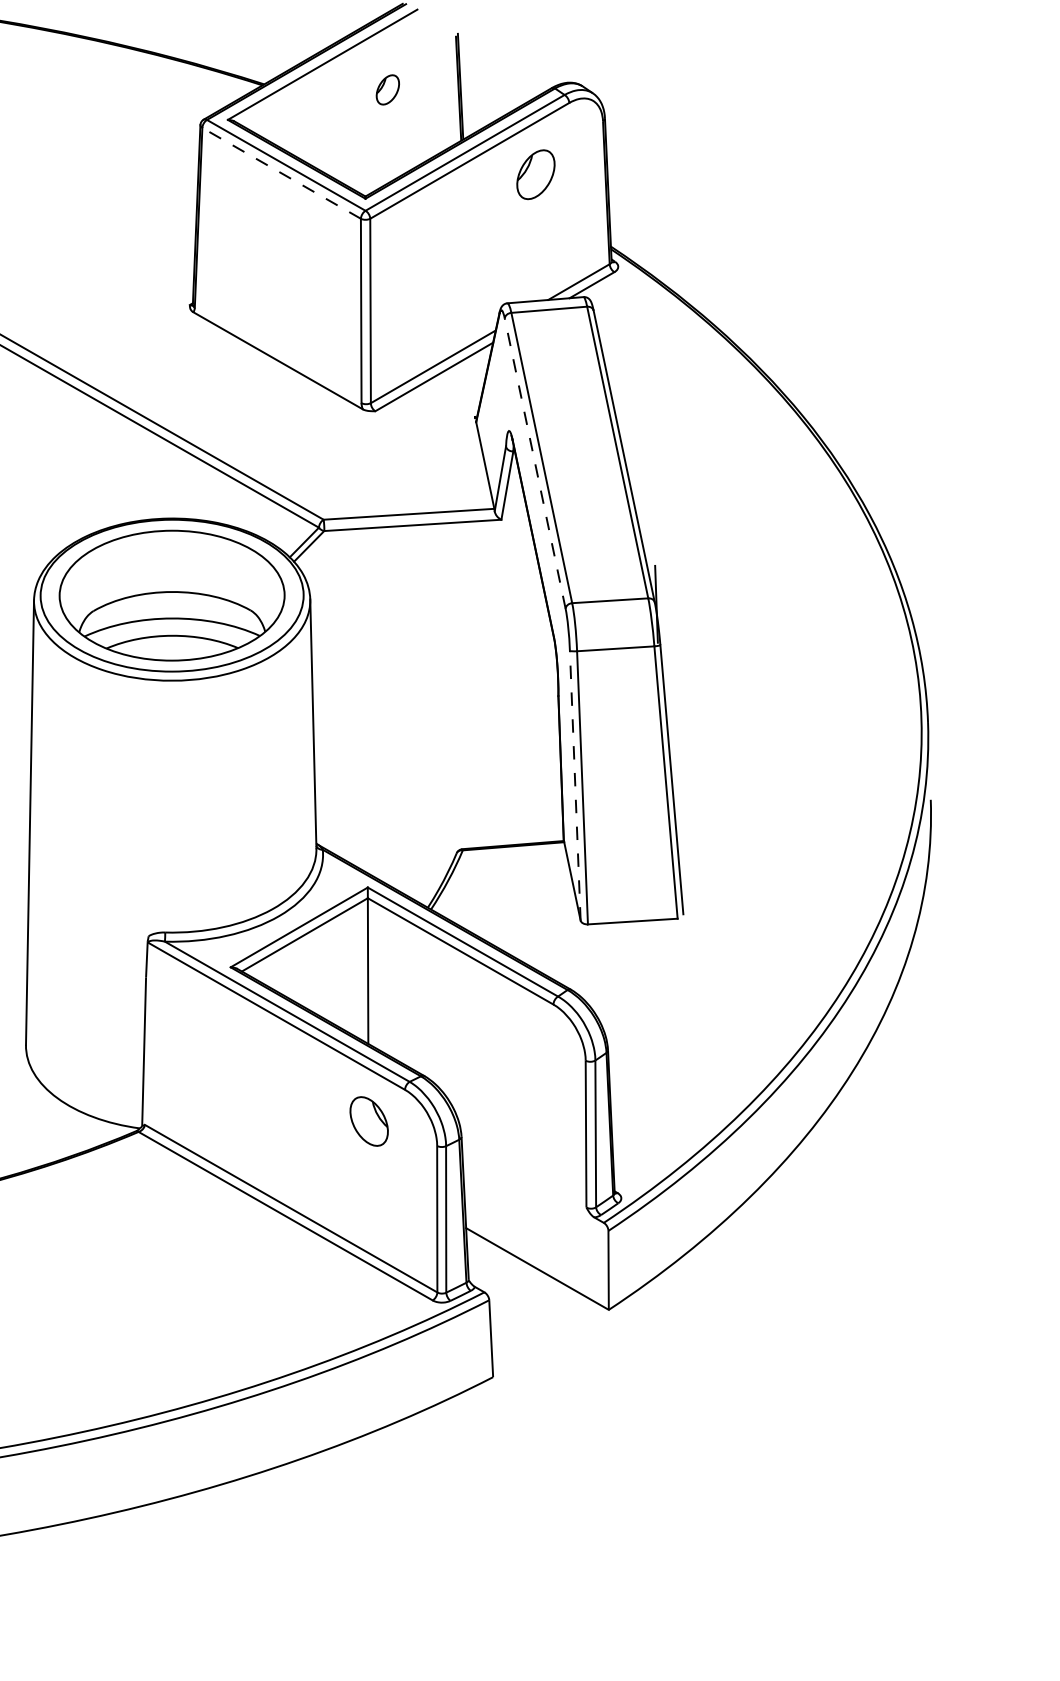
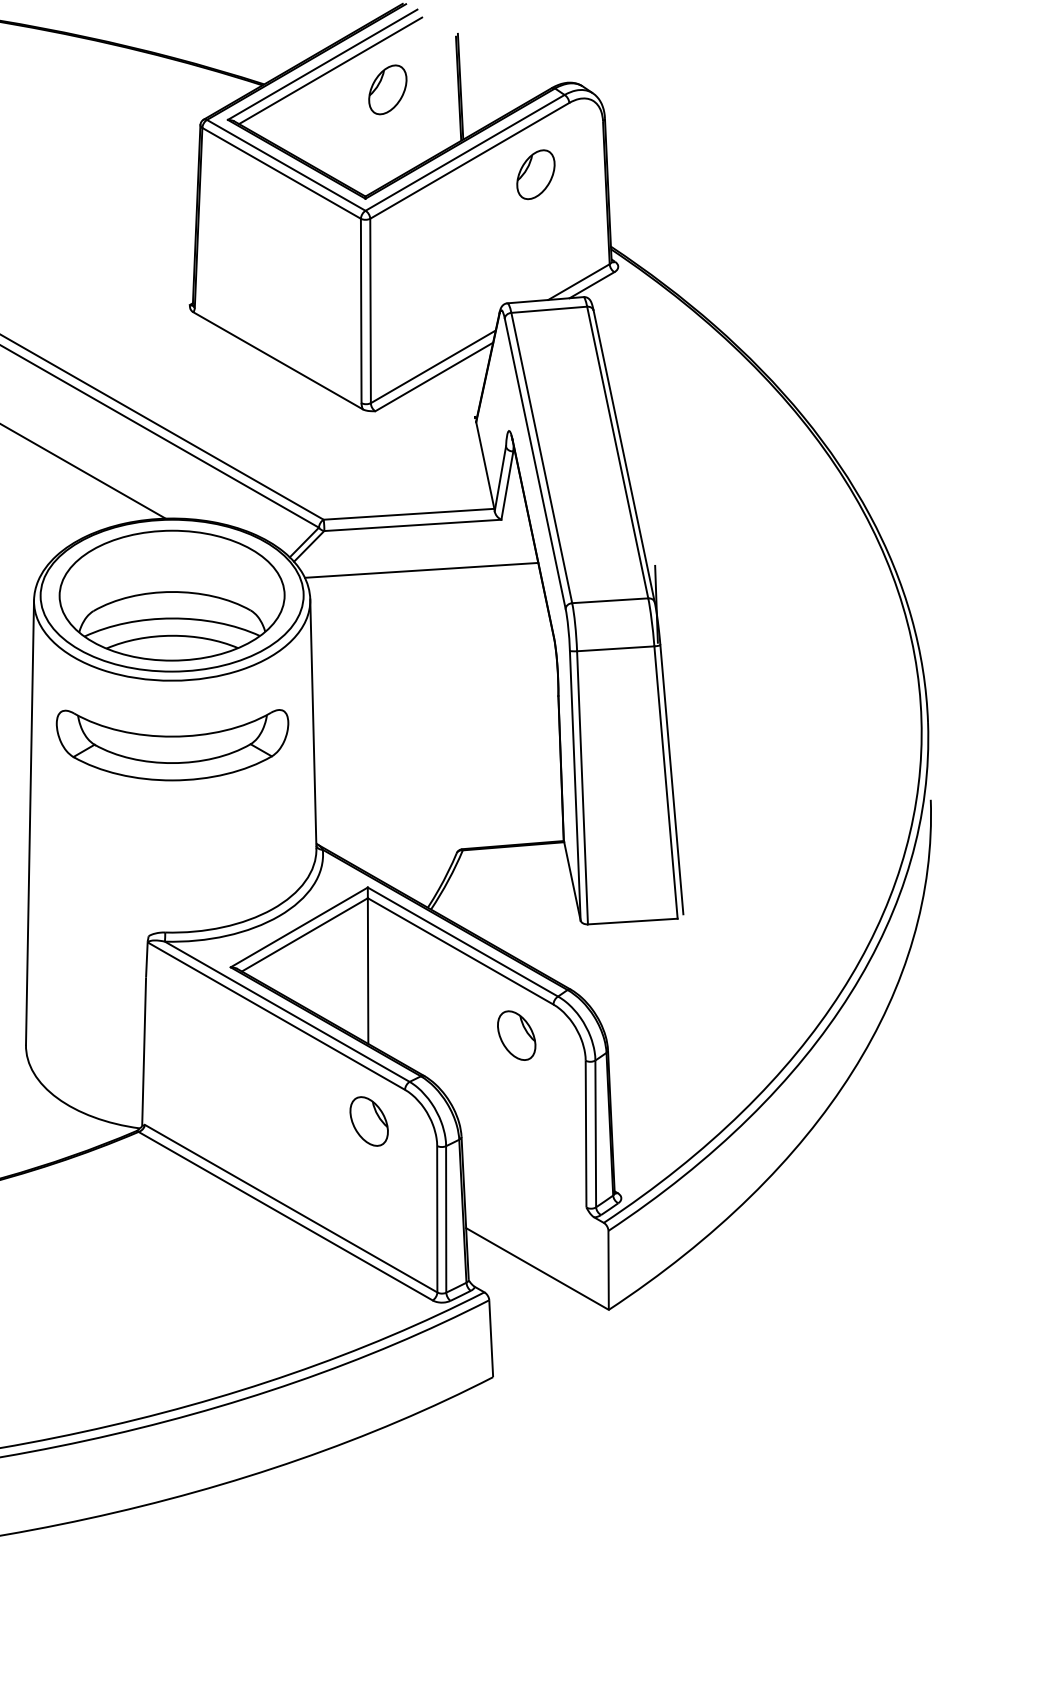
line: none -> present (330, 70)
part size: 25x32 px -> 40x52 px (387, 89)
line: dashed -> solid (281, 173)
line: dashed -> solid (535, 463)
line: none -> present (83, 471)
line: none -> present (421, 569)
part: none -> present (172, 745)
line: dashed -> solid (575, 785)
part: none -> present (516, 1035)
